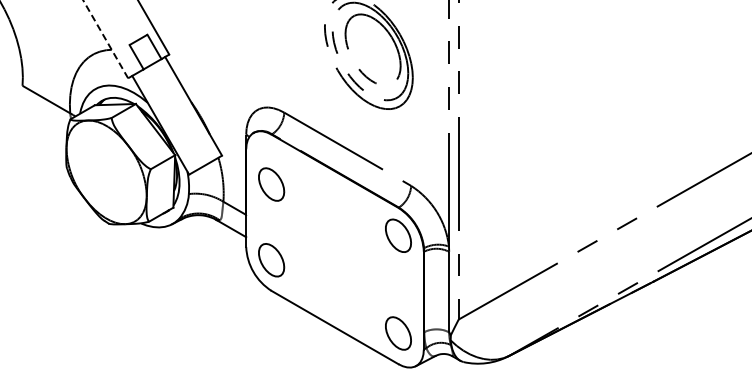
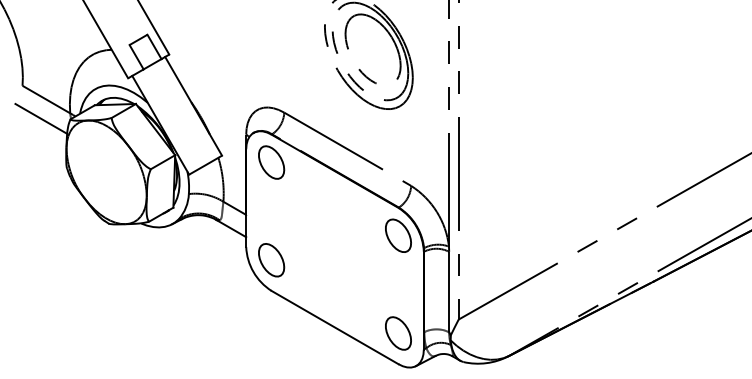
line: dashed -> solid (105, 39)
line: none -> present (41, 118)
part position: (271, 184) -> (271, 162) (271, 162)
